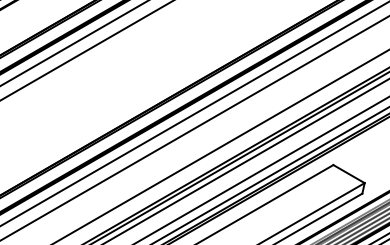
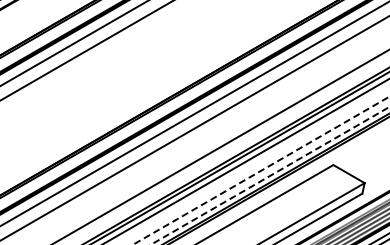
line: solid -> dashed (261, 170)
line: solid -> dashed (269, 176)
